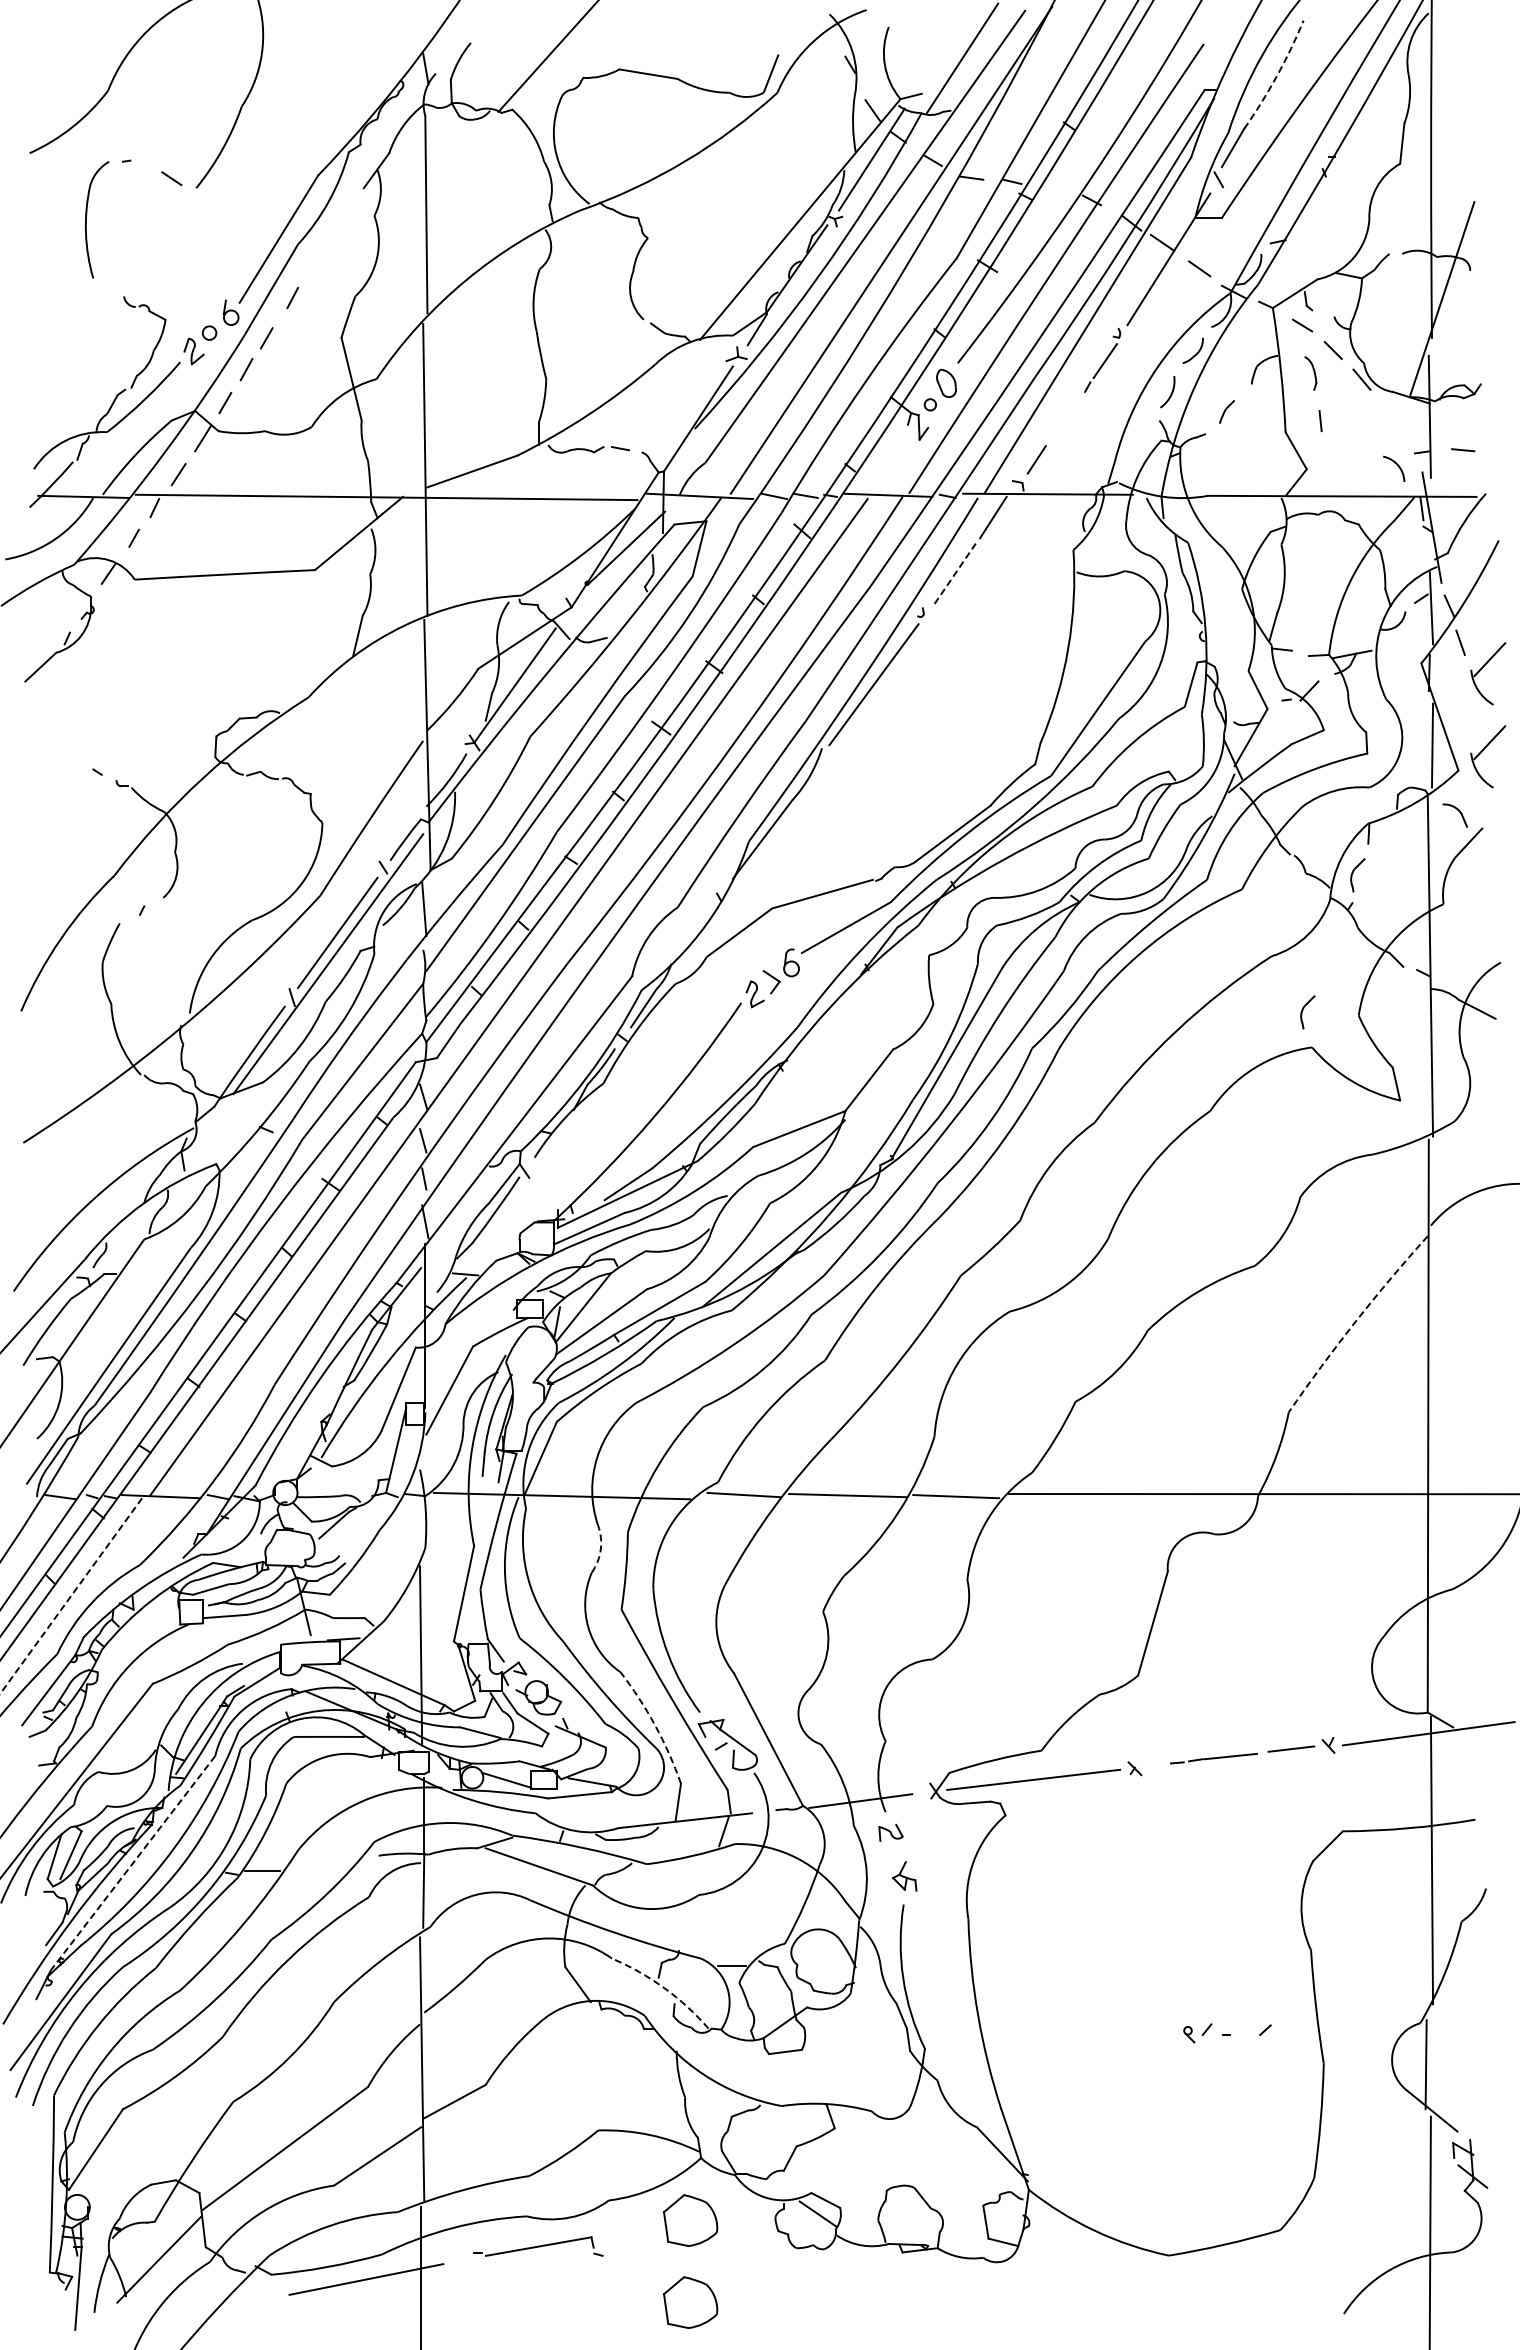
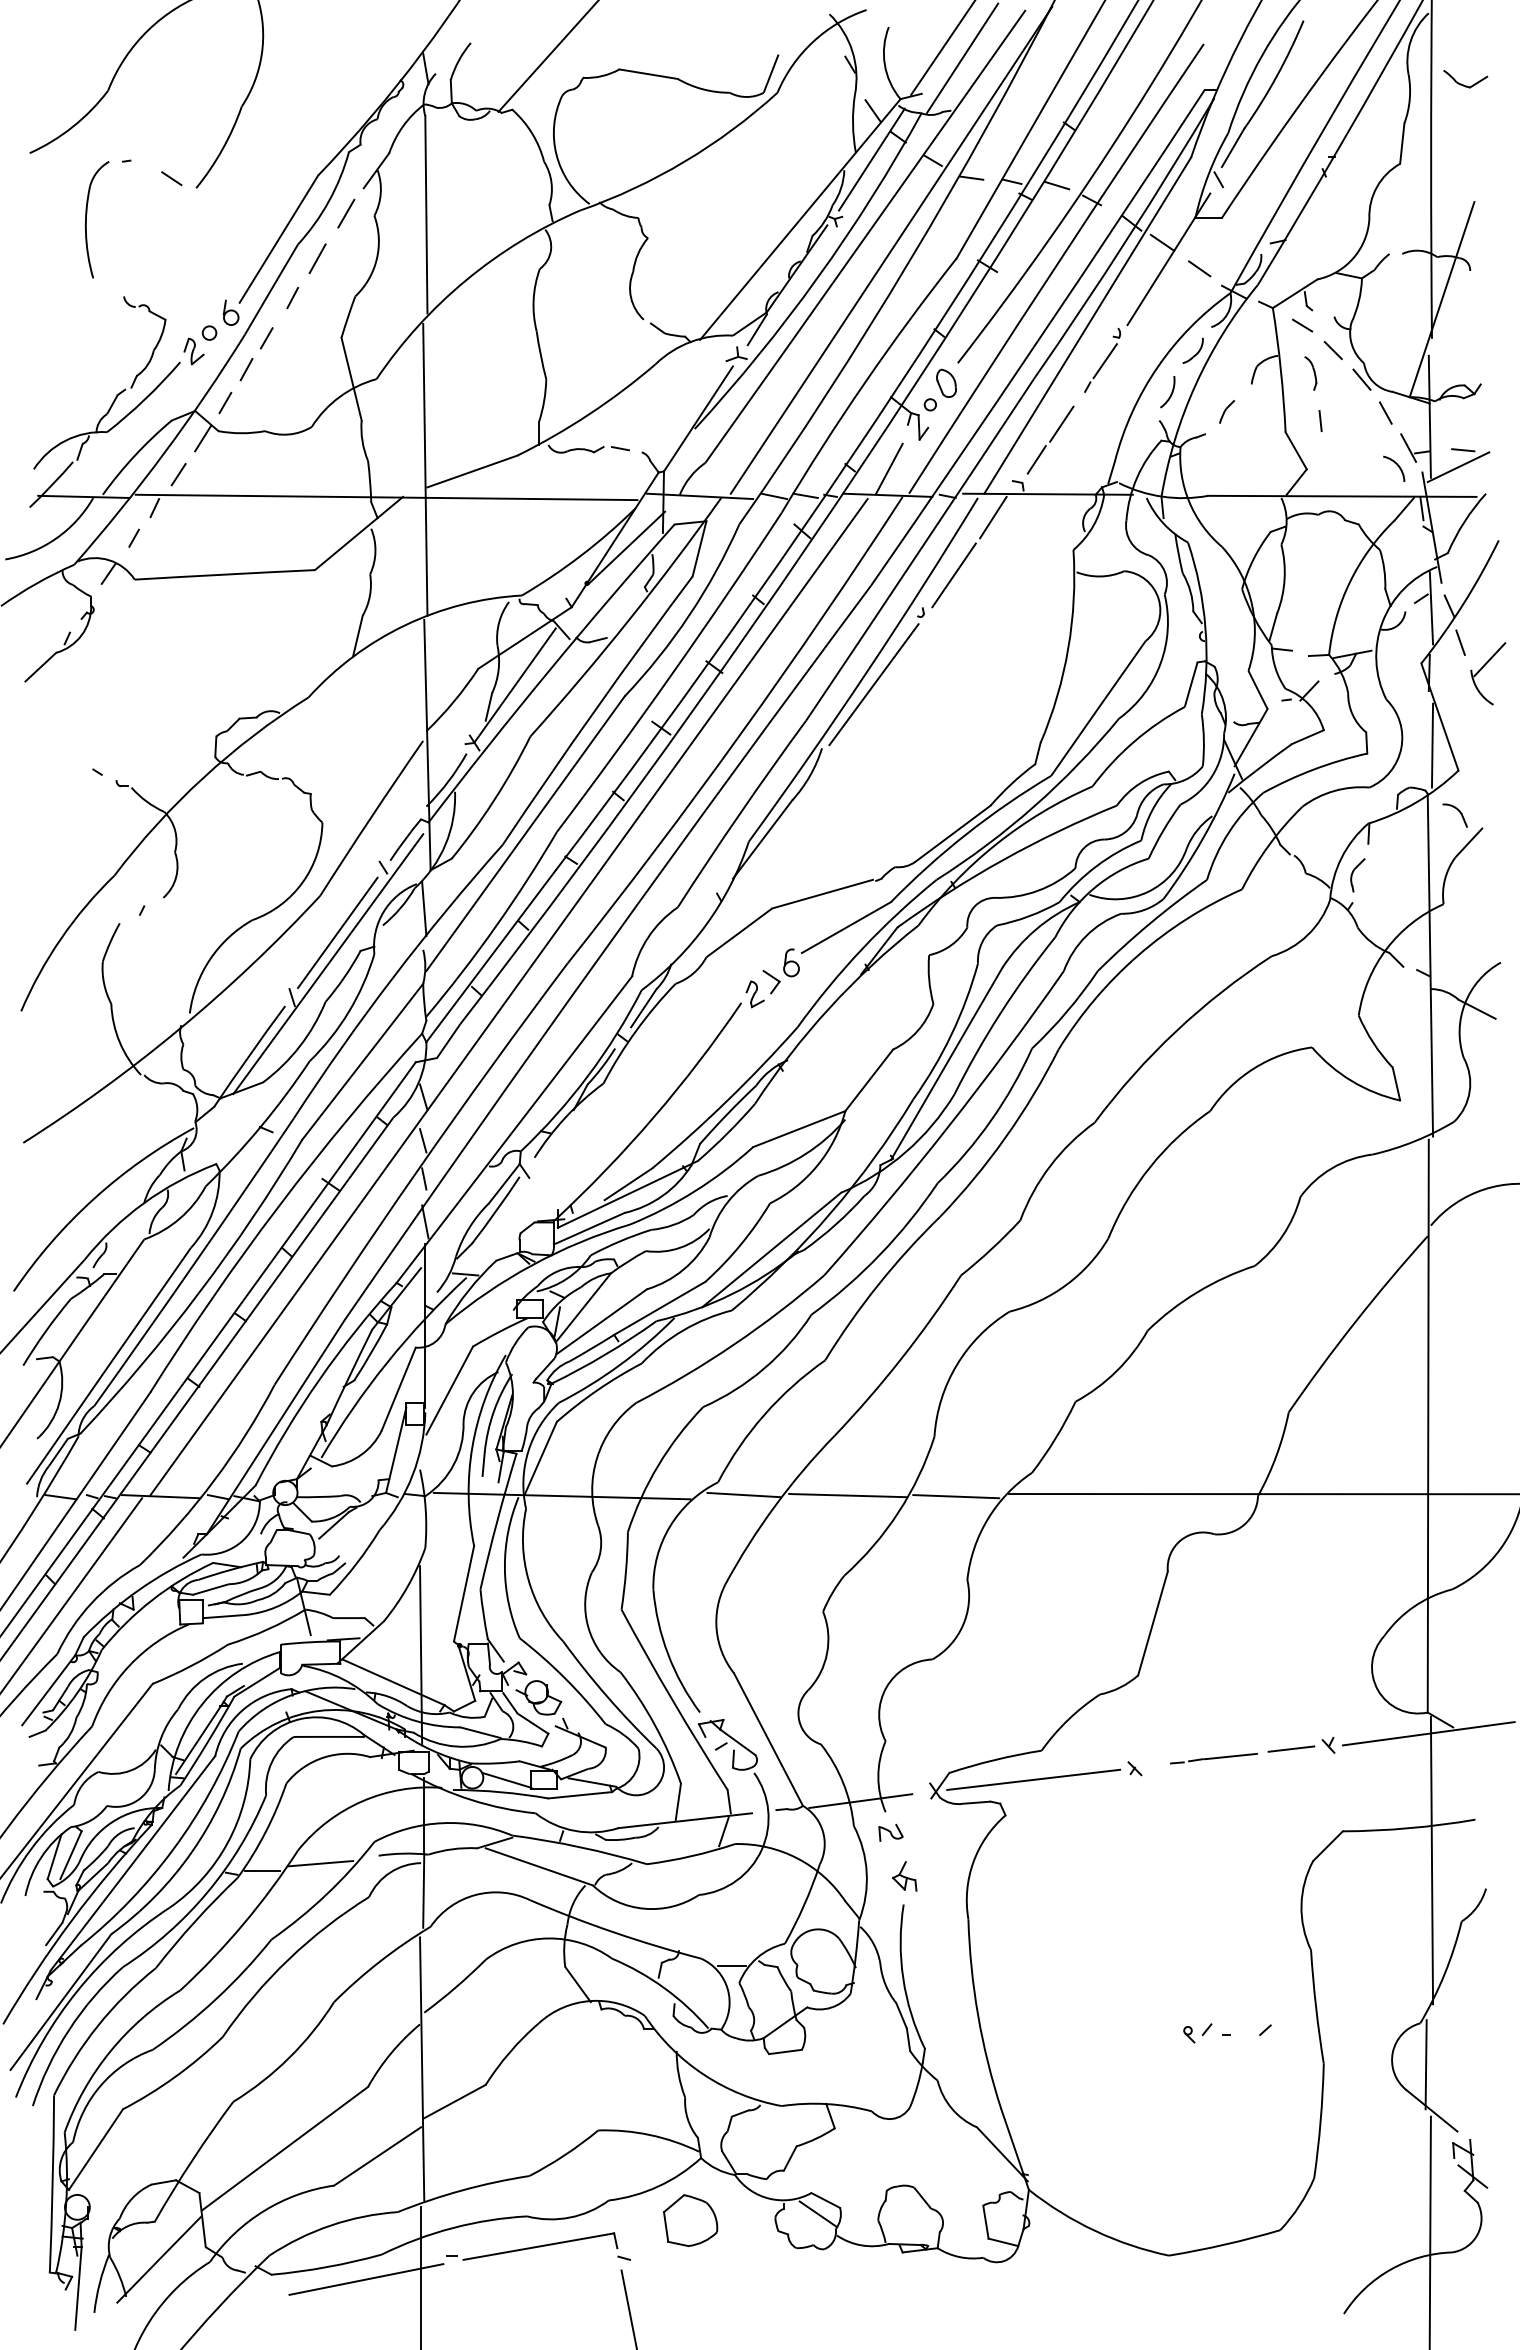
line: none -> present (942, 48)
arc: dashed -> solid (1276, 76)
part: none -> present (1465, 79)
line: none -> present (1056, 185)
line: none -> present (346, 213)
line: none -> present (317, 258)
line: none -> present (1385, 412)
line: none -> present (1061, 423)
line: none -> present (1408, 447)
line: none -> present (1458, 467)
line: none -> present (889, 468)
line: dashed -> solid (954, 575)
part: present -> none (1481, 753)
part: present -> none (1307, 1012)
arc: dashed -> solid (1355, 1322)
arc: dashed -> solid (600, 1549)
line: dashed -> solid (71, 1596)
arc: dashed -> solid (655, 1725)
line: dashed -> solid (132, 1863)
line: none -> present (320, 1863)
arc: dashed -> solid (664, 1988)
part size: 131x21 px -> 185x29 px (538, 2246)
part: present -> none (690, 2302)
line: none -> present (628, 2308)
